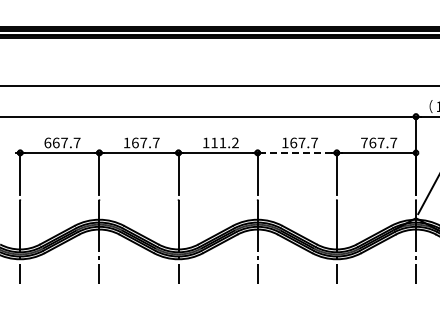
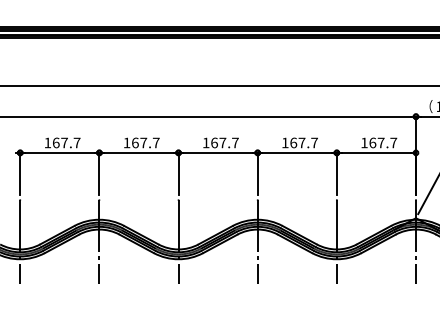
text: 667.7 -> 167.7 (47, 142)
text: 111.2 -> 167.7 (224, 142)
text: 767.7 -> 167.7 (364, 142)
line: dashed -> solid (297, 152)
